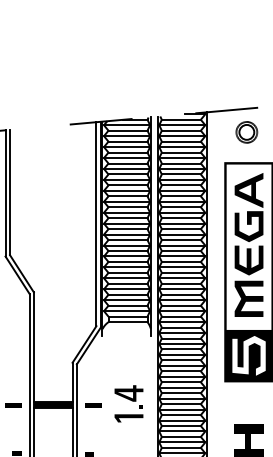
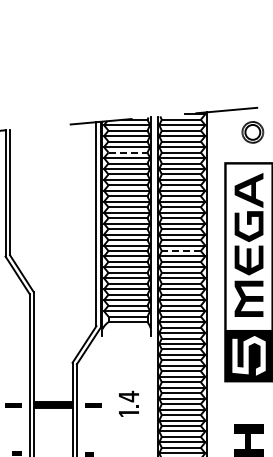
part position: (246, 132) -> (252, 132) (252, 132)
line: solid -> dashed (128, 152)
line: solid -> dashed (181, 251)
part size: 30x38 px -> 20x27 px (128, 403)
